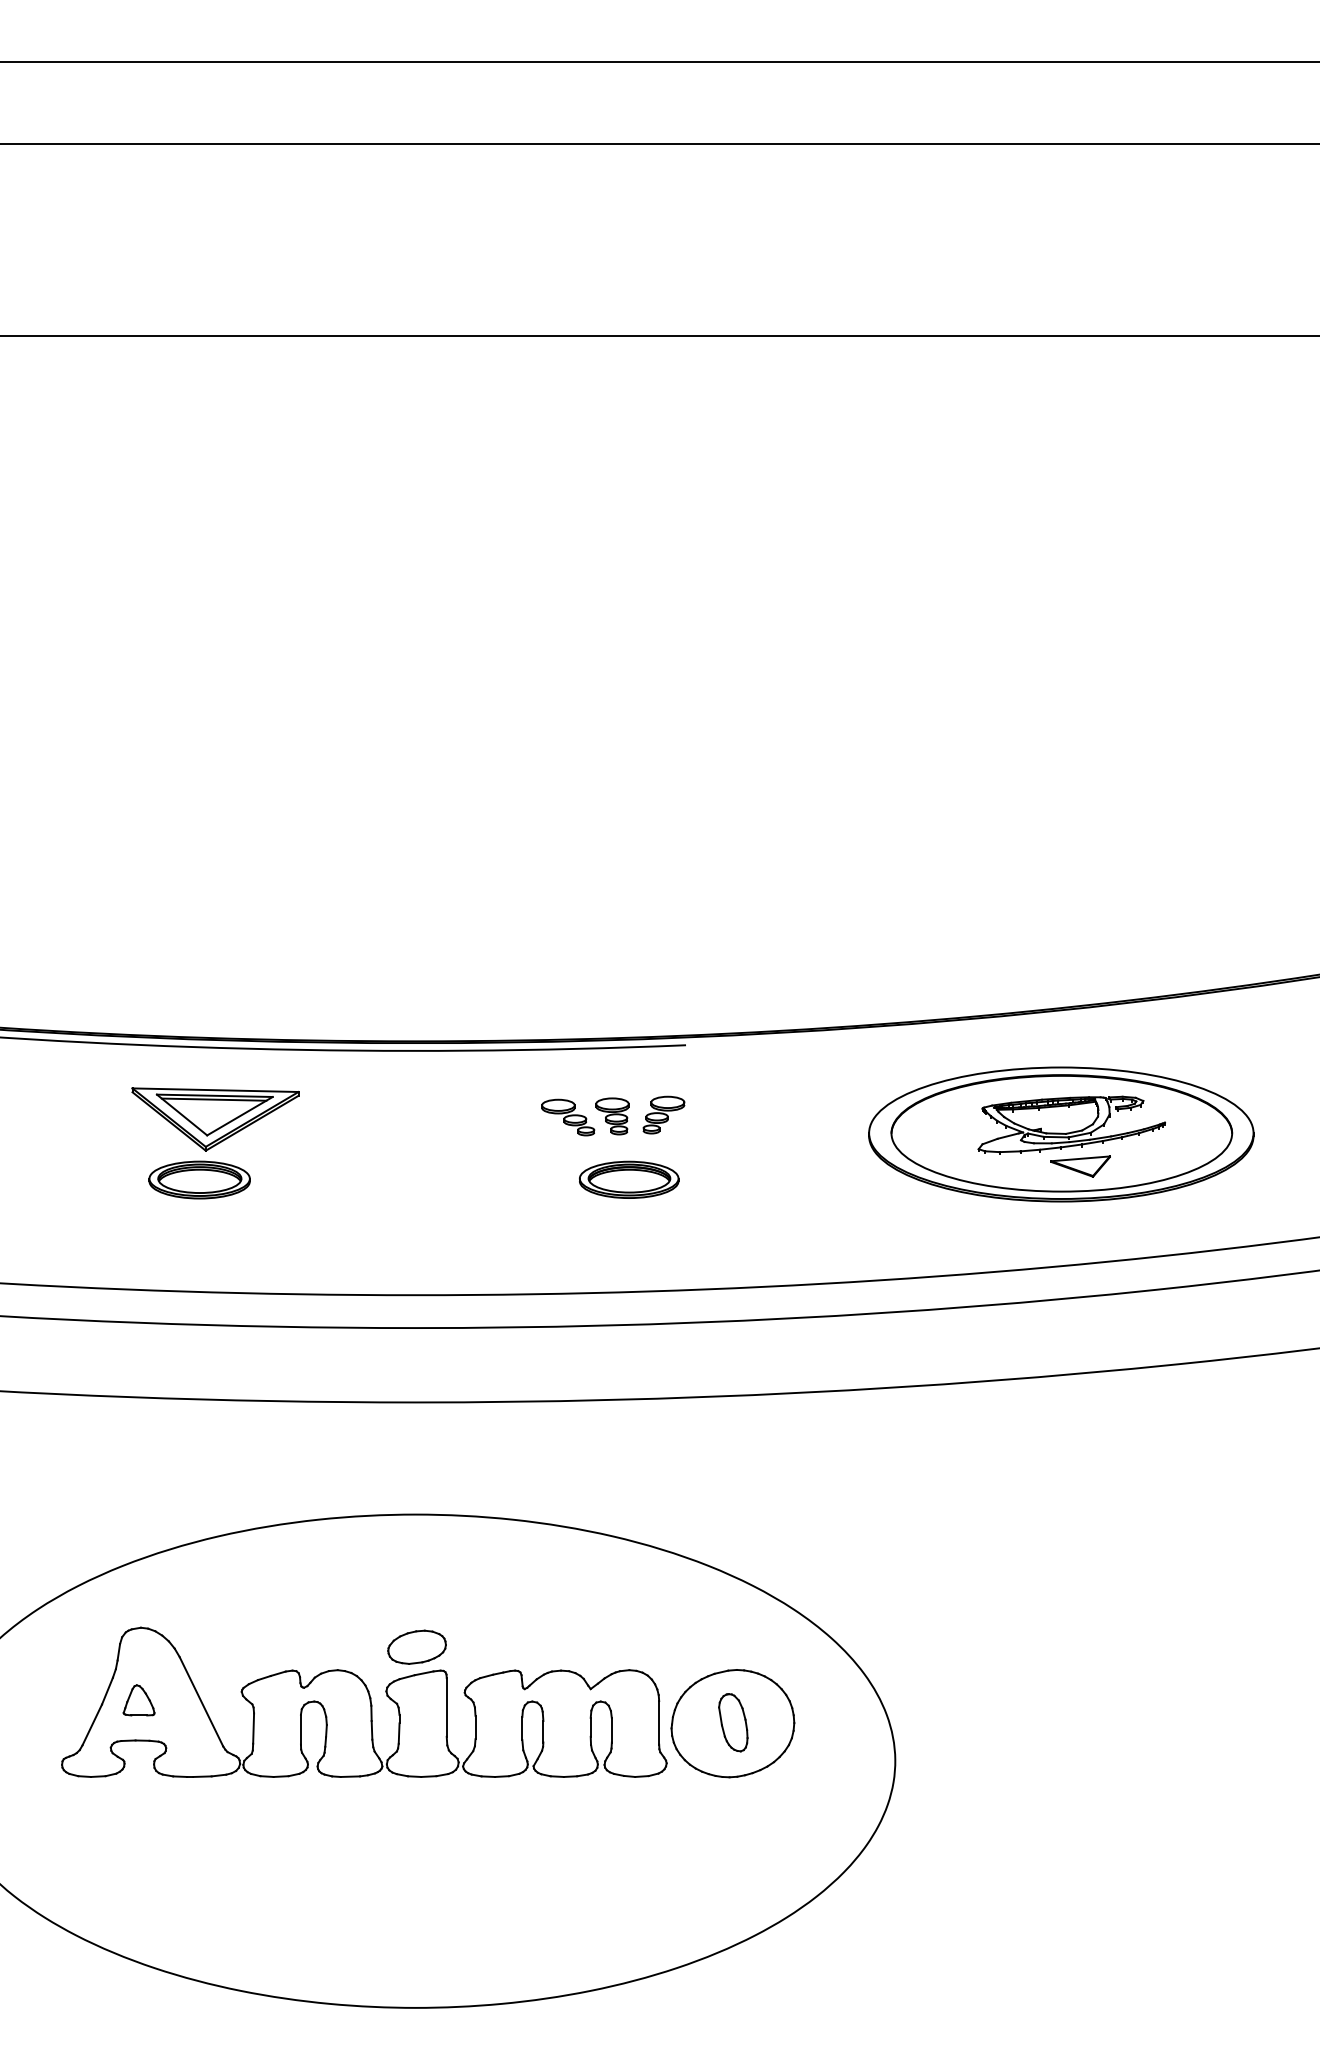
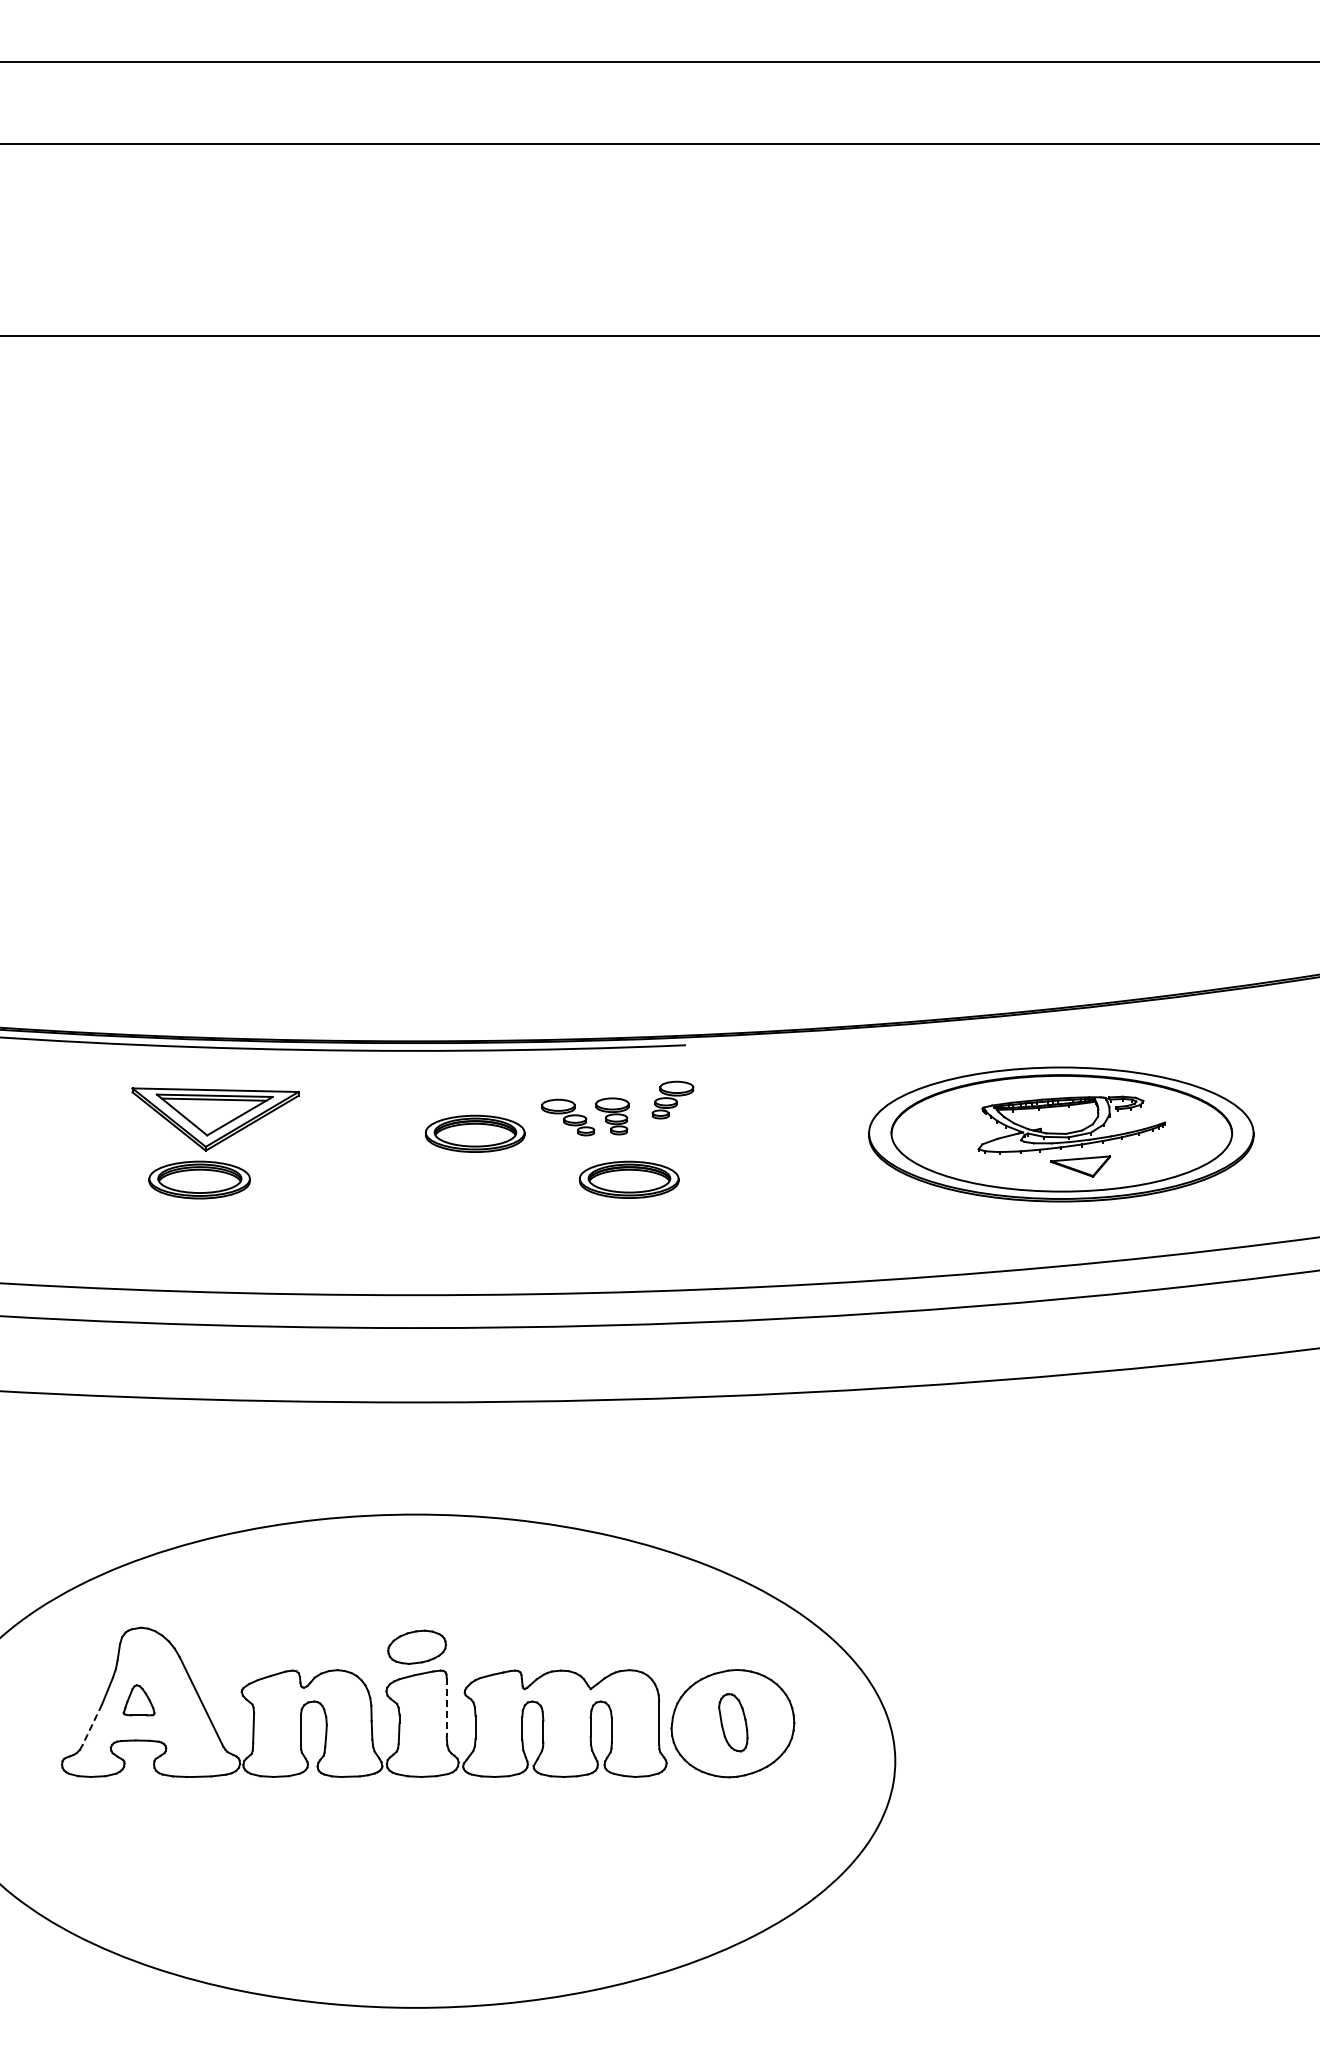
part position: (663, 1114) -> (672, 1099) (672, 1099)
part: none -> present (475, 1133)
line: solid -> dashed (446, 1707)
line: solid -> dashed (92, 1724)
